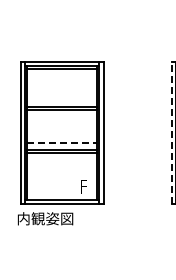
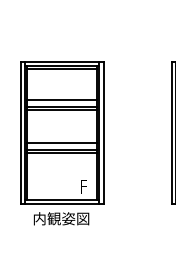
line: none -> present (62, 100)
line: dashed -> solid (171, 132)
line: dashed -> solid (62, 143)
text position: (45, 218) -> (61, 218) (61, 218)
